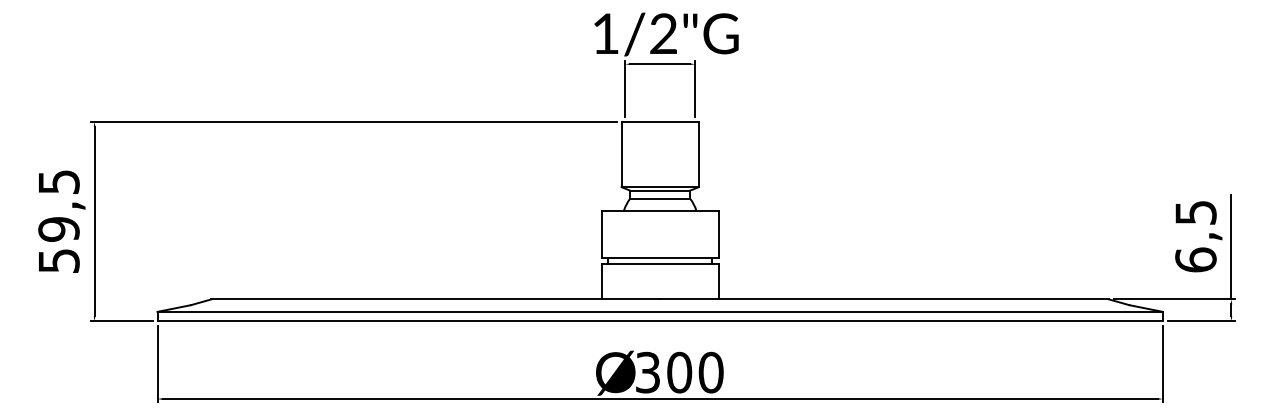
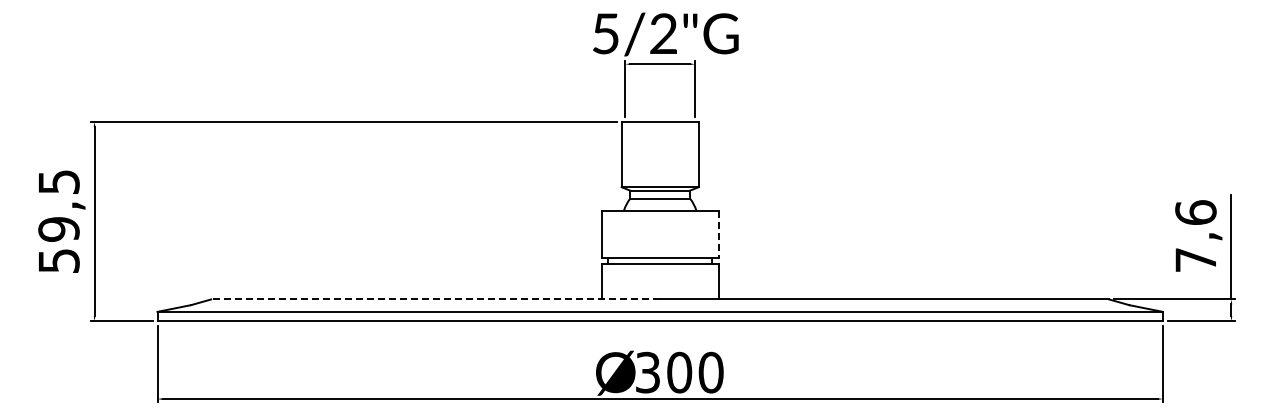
text: 1/2"G -> 5/2"G (605, 33)
line: solid -> dashed (718, 234)
text: 6,5 -> 7,6 (1195, 236)
line: solid -> dashed (435, 299)
